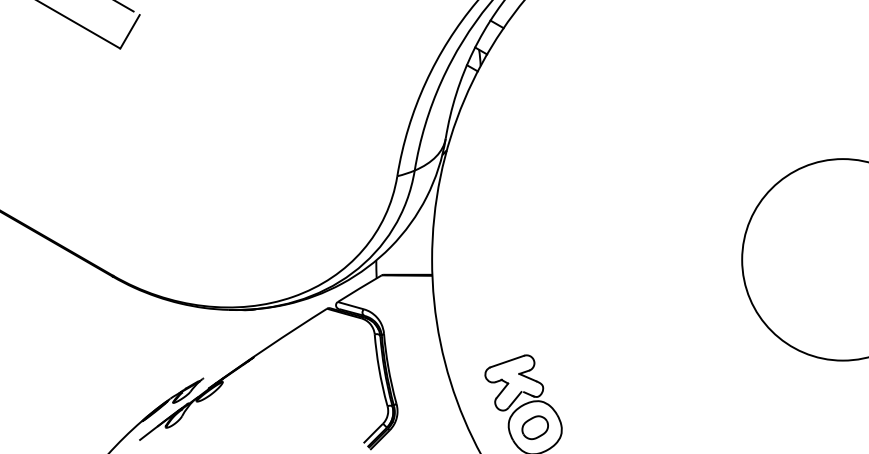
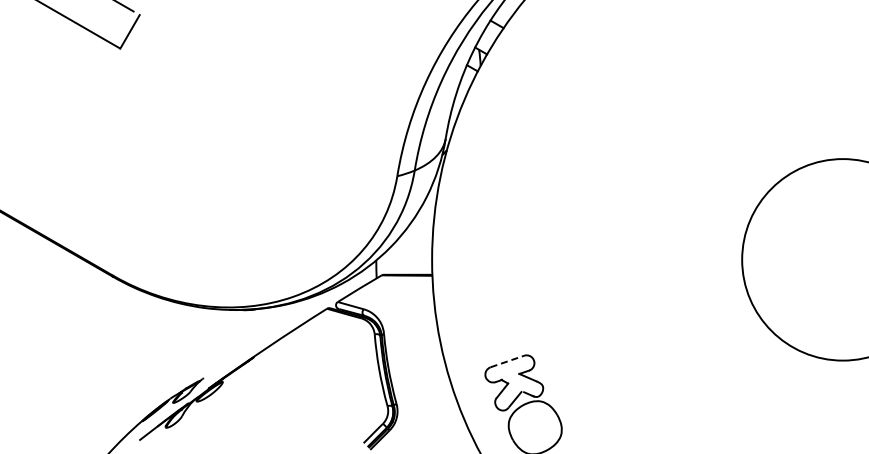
line: solid -> dashed (507, 361)
part: present -> none (534, 427)
